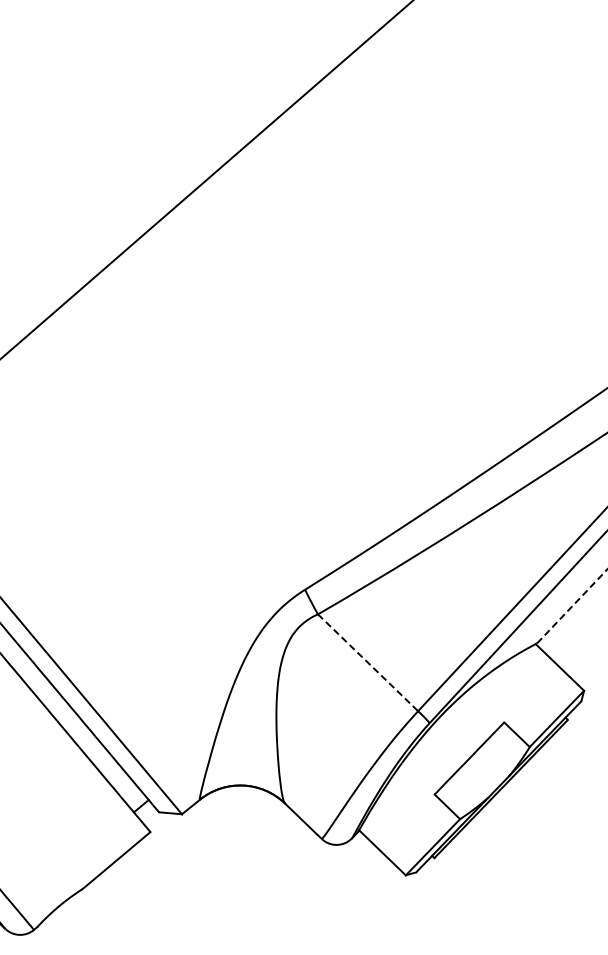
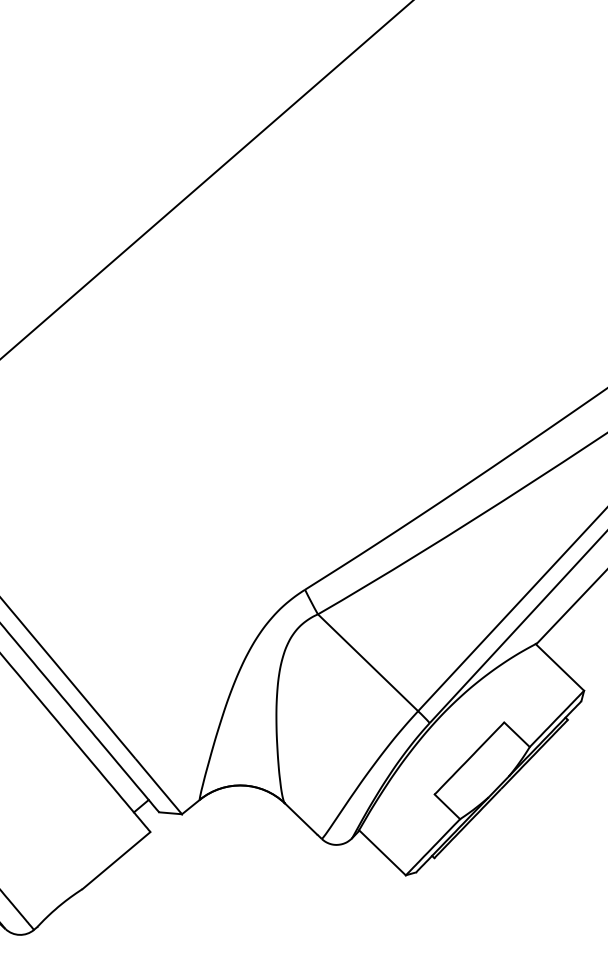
line: dashed -> solid (572, 606)
line: dashed -> solid (368, 662)
